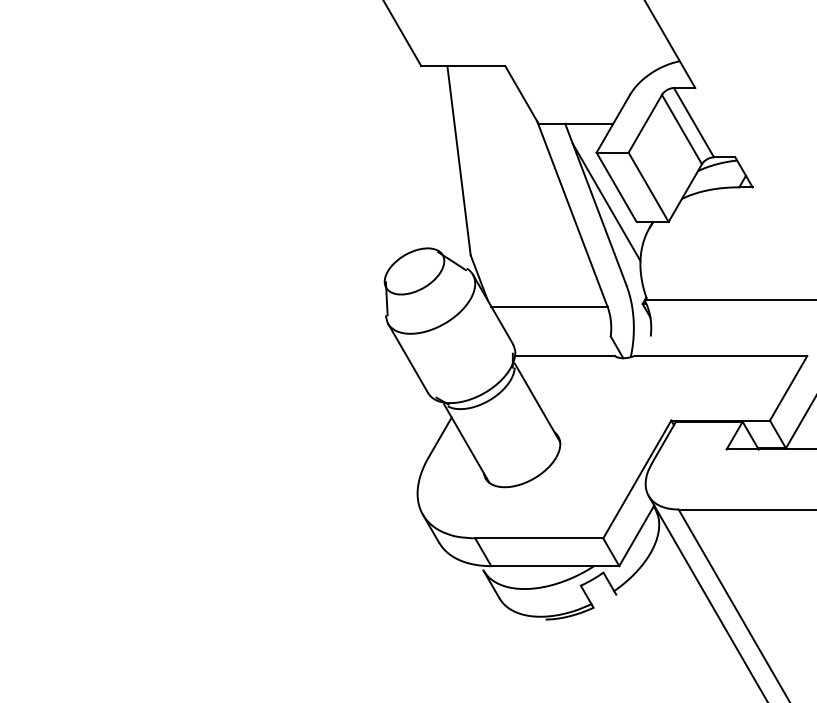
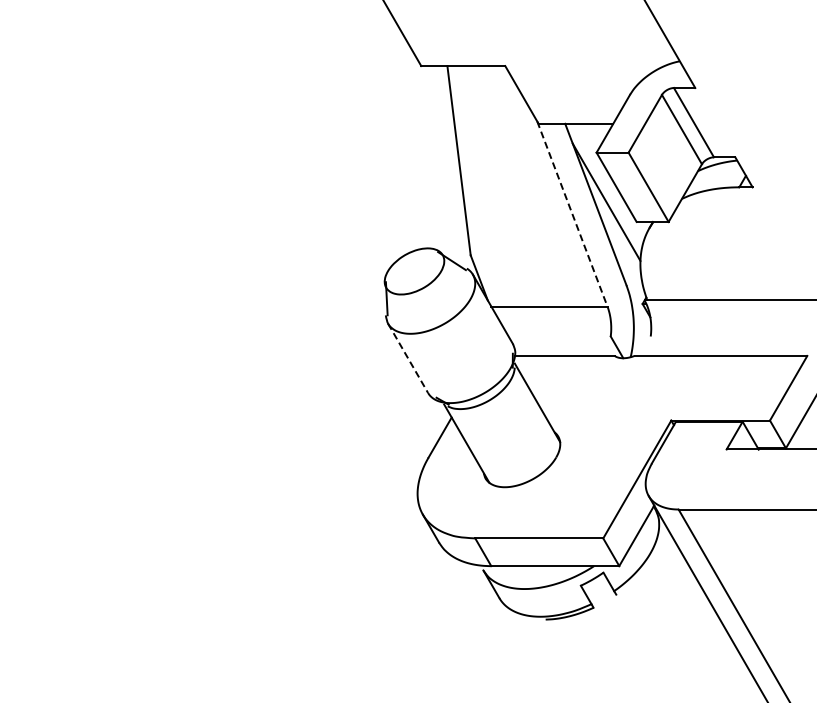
line: solid -> dashed (572, 214)
line: solid -> dashed (408, 358)
